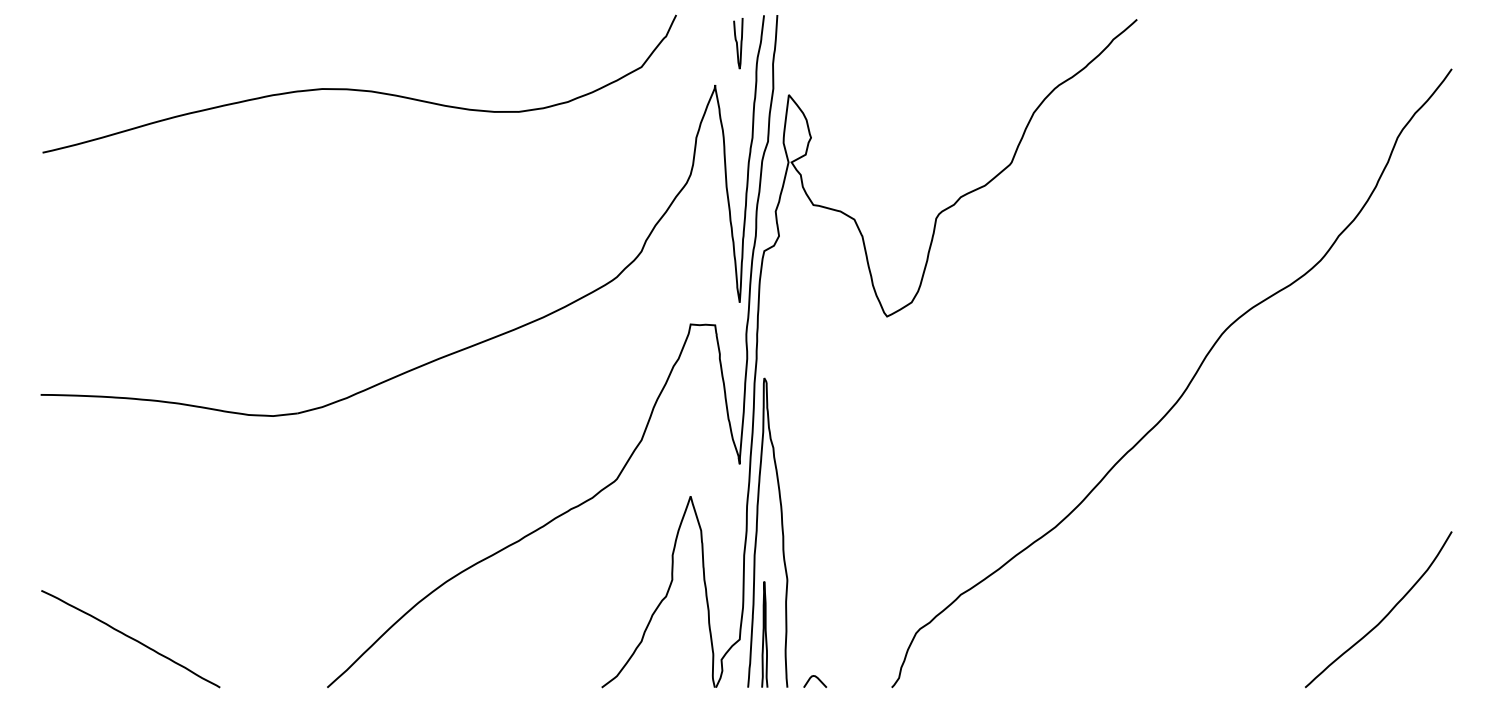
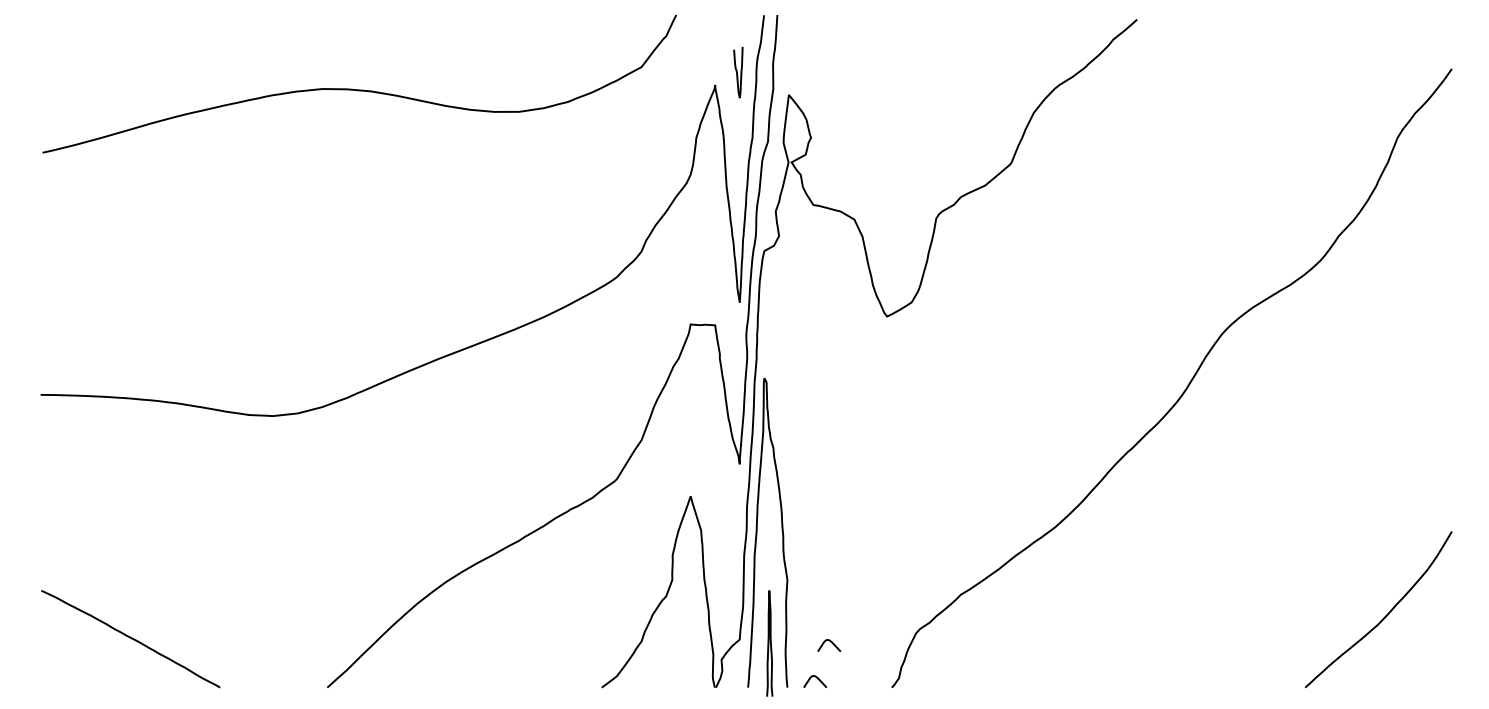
curve position: (737, 43) -> (737, 72) (737, 72)
curve position: (764, 634) -> (769, 643) (769, 643)
curve: none -> present (831, 643)
